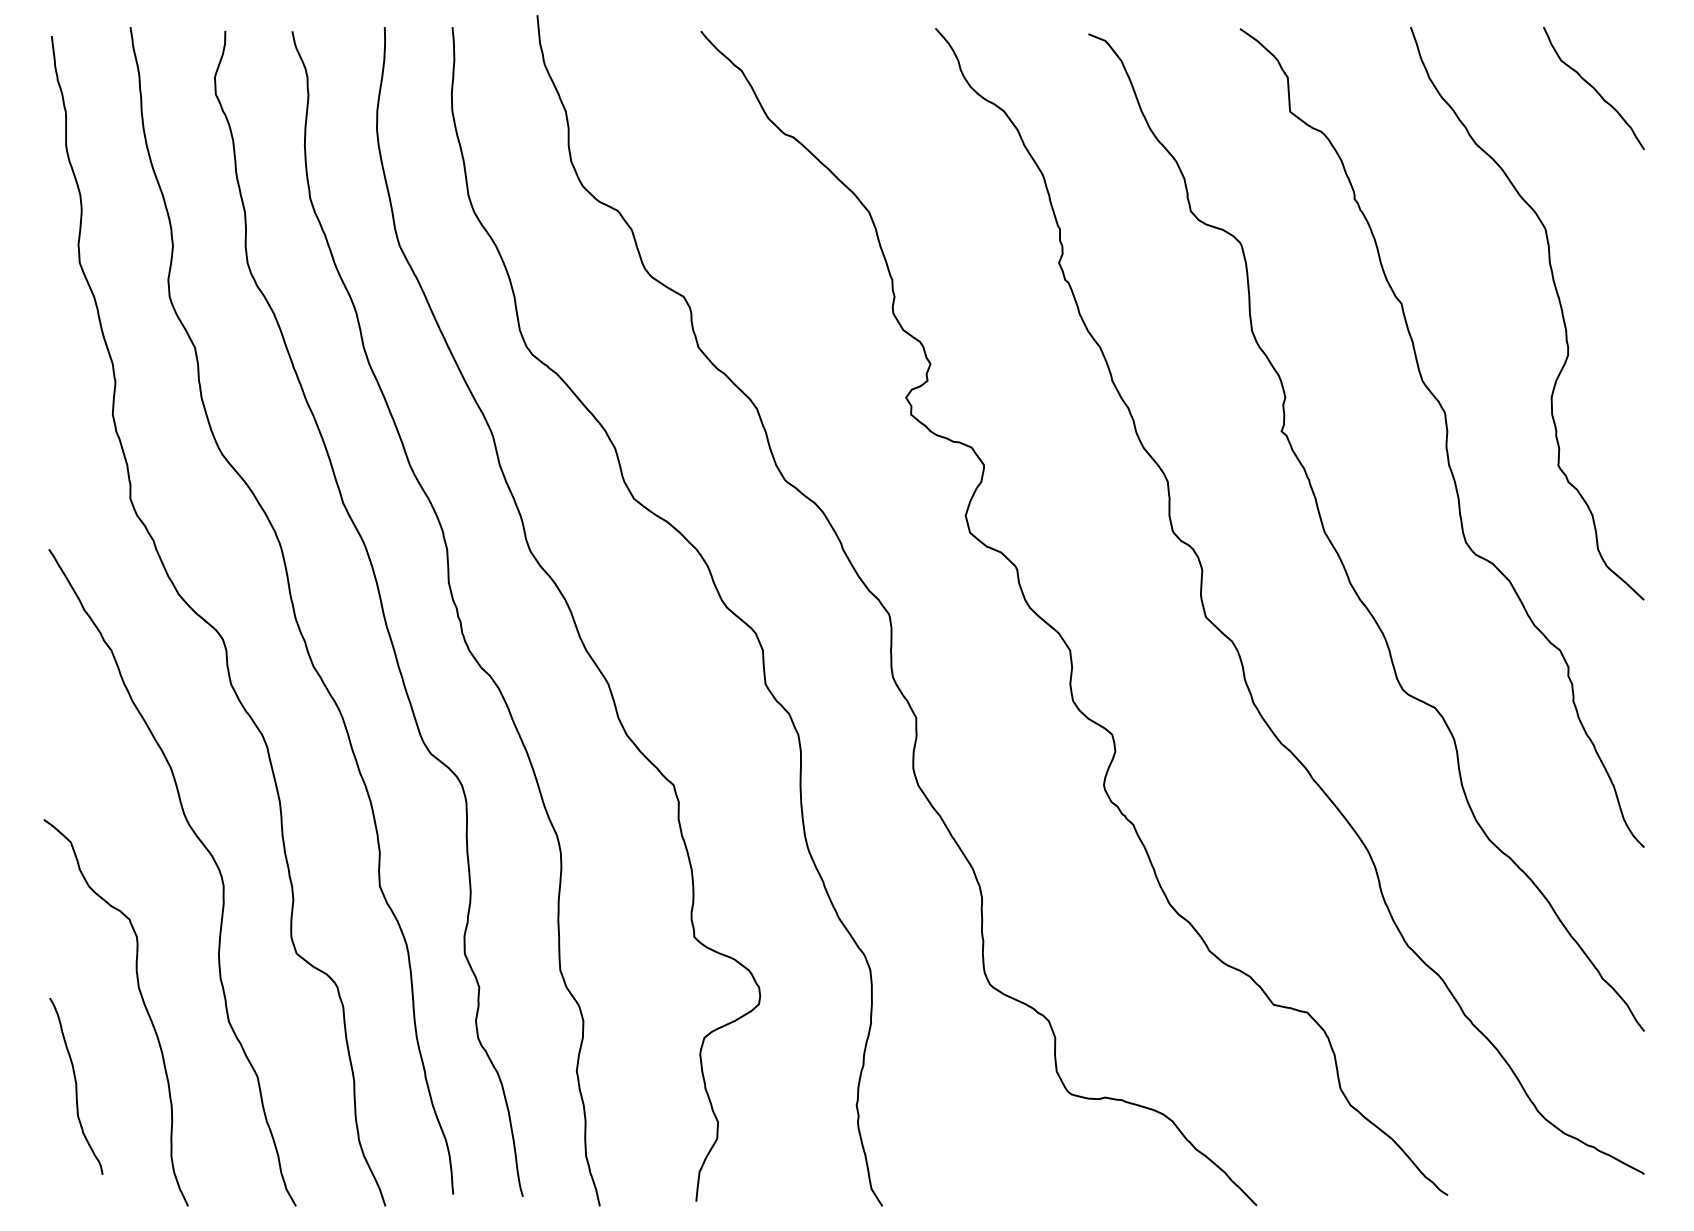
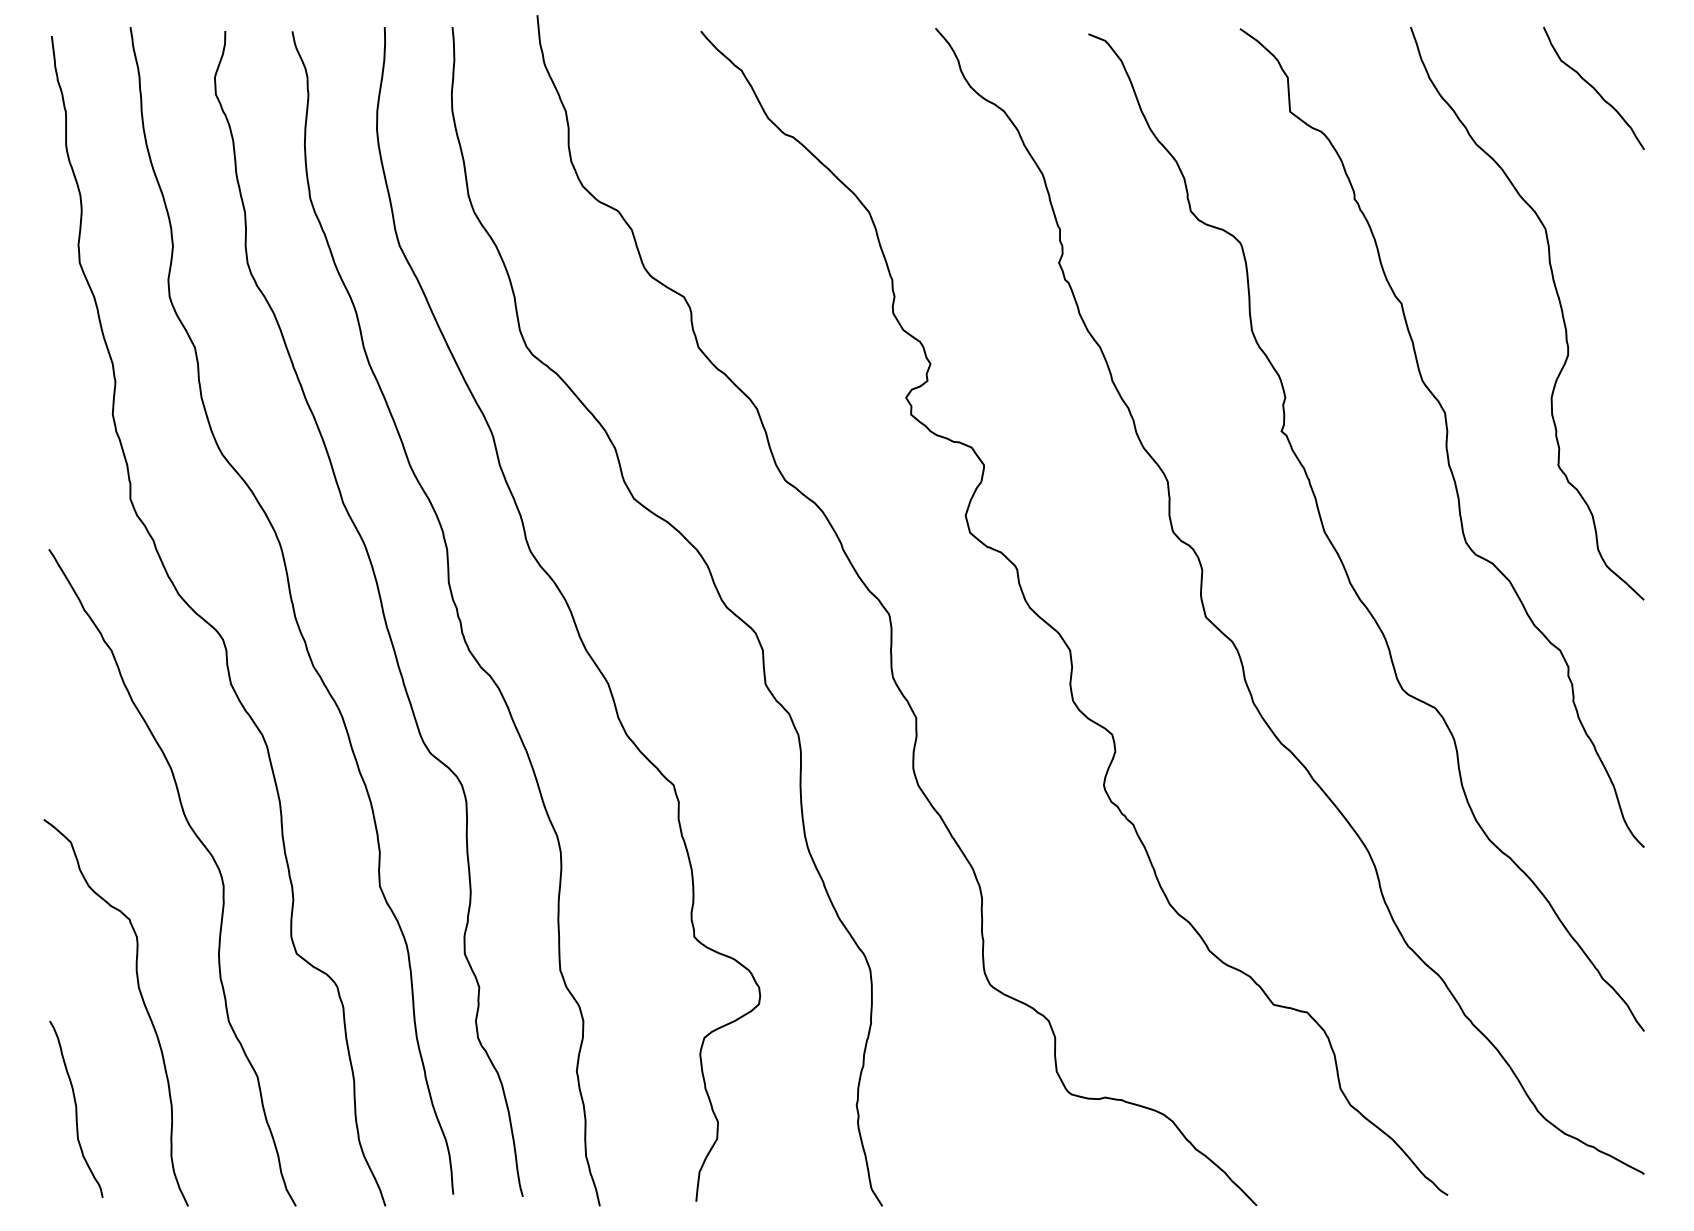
curve position: (76, 1085) -> (76, 1108) (76, 1108)
